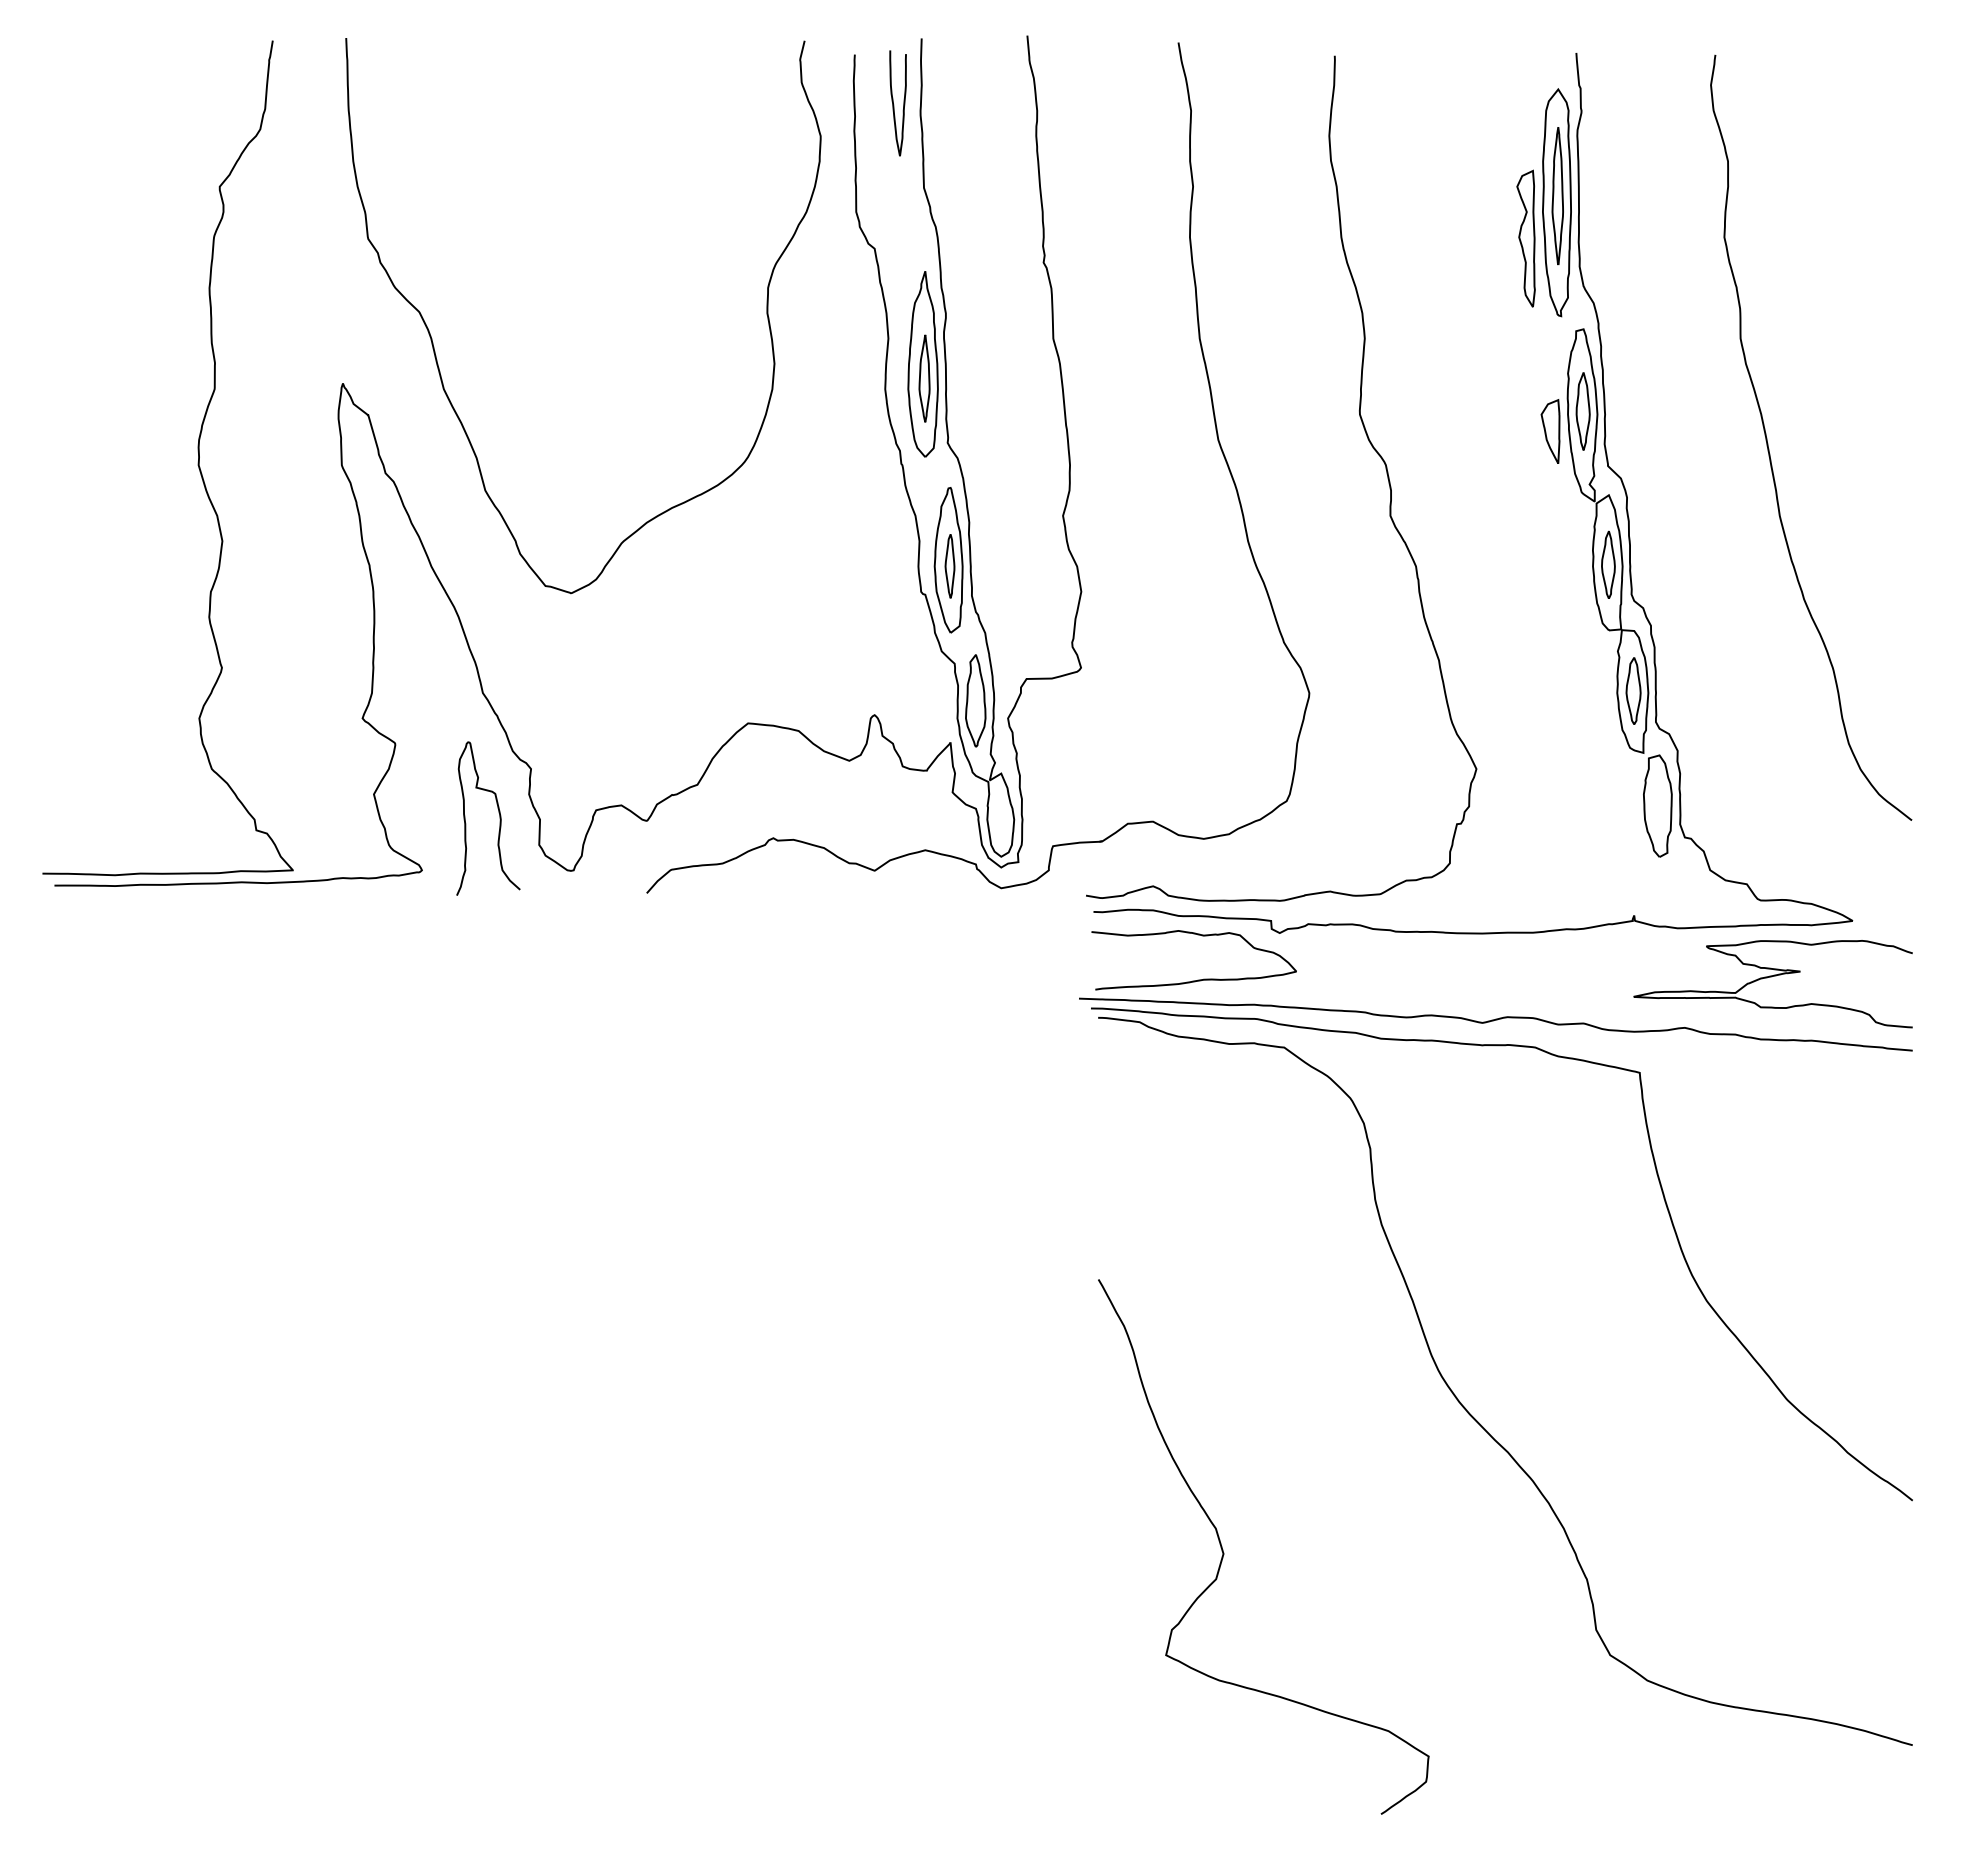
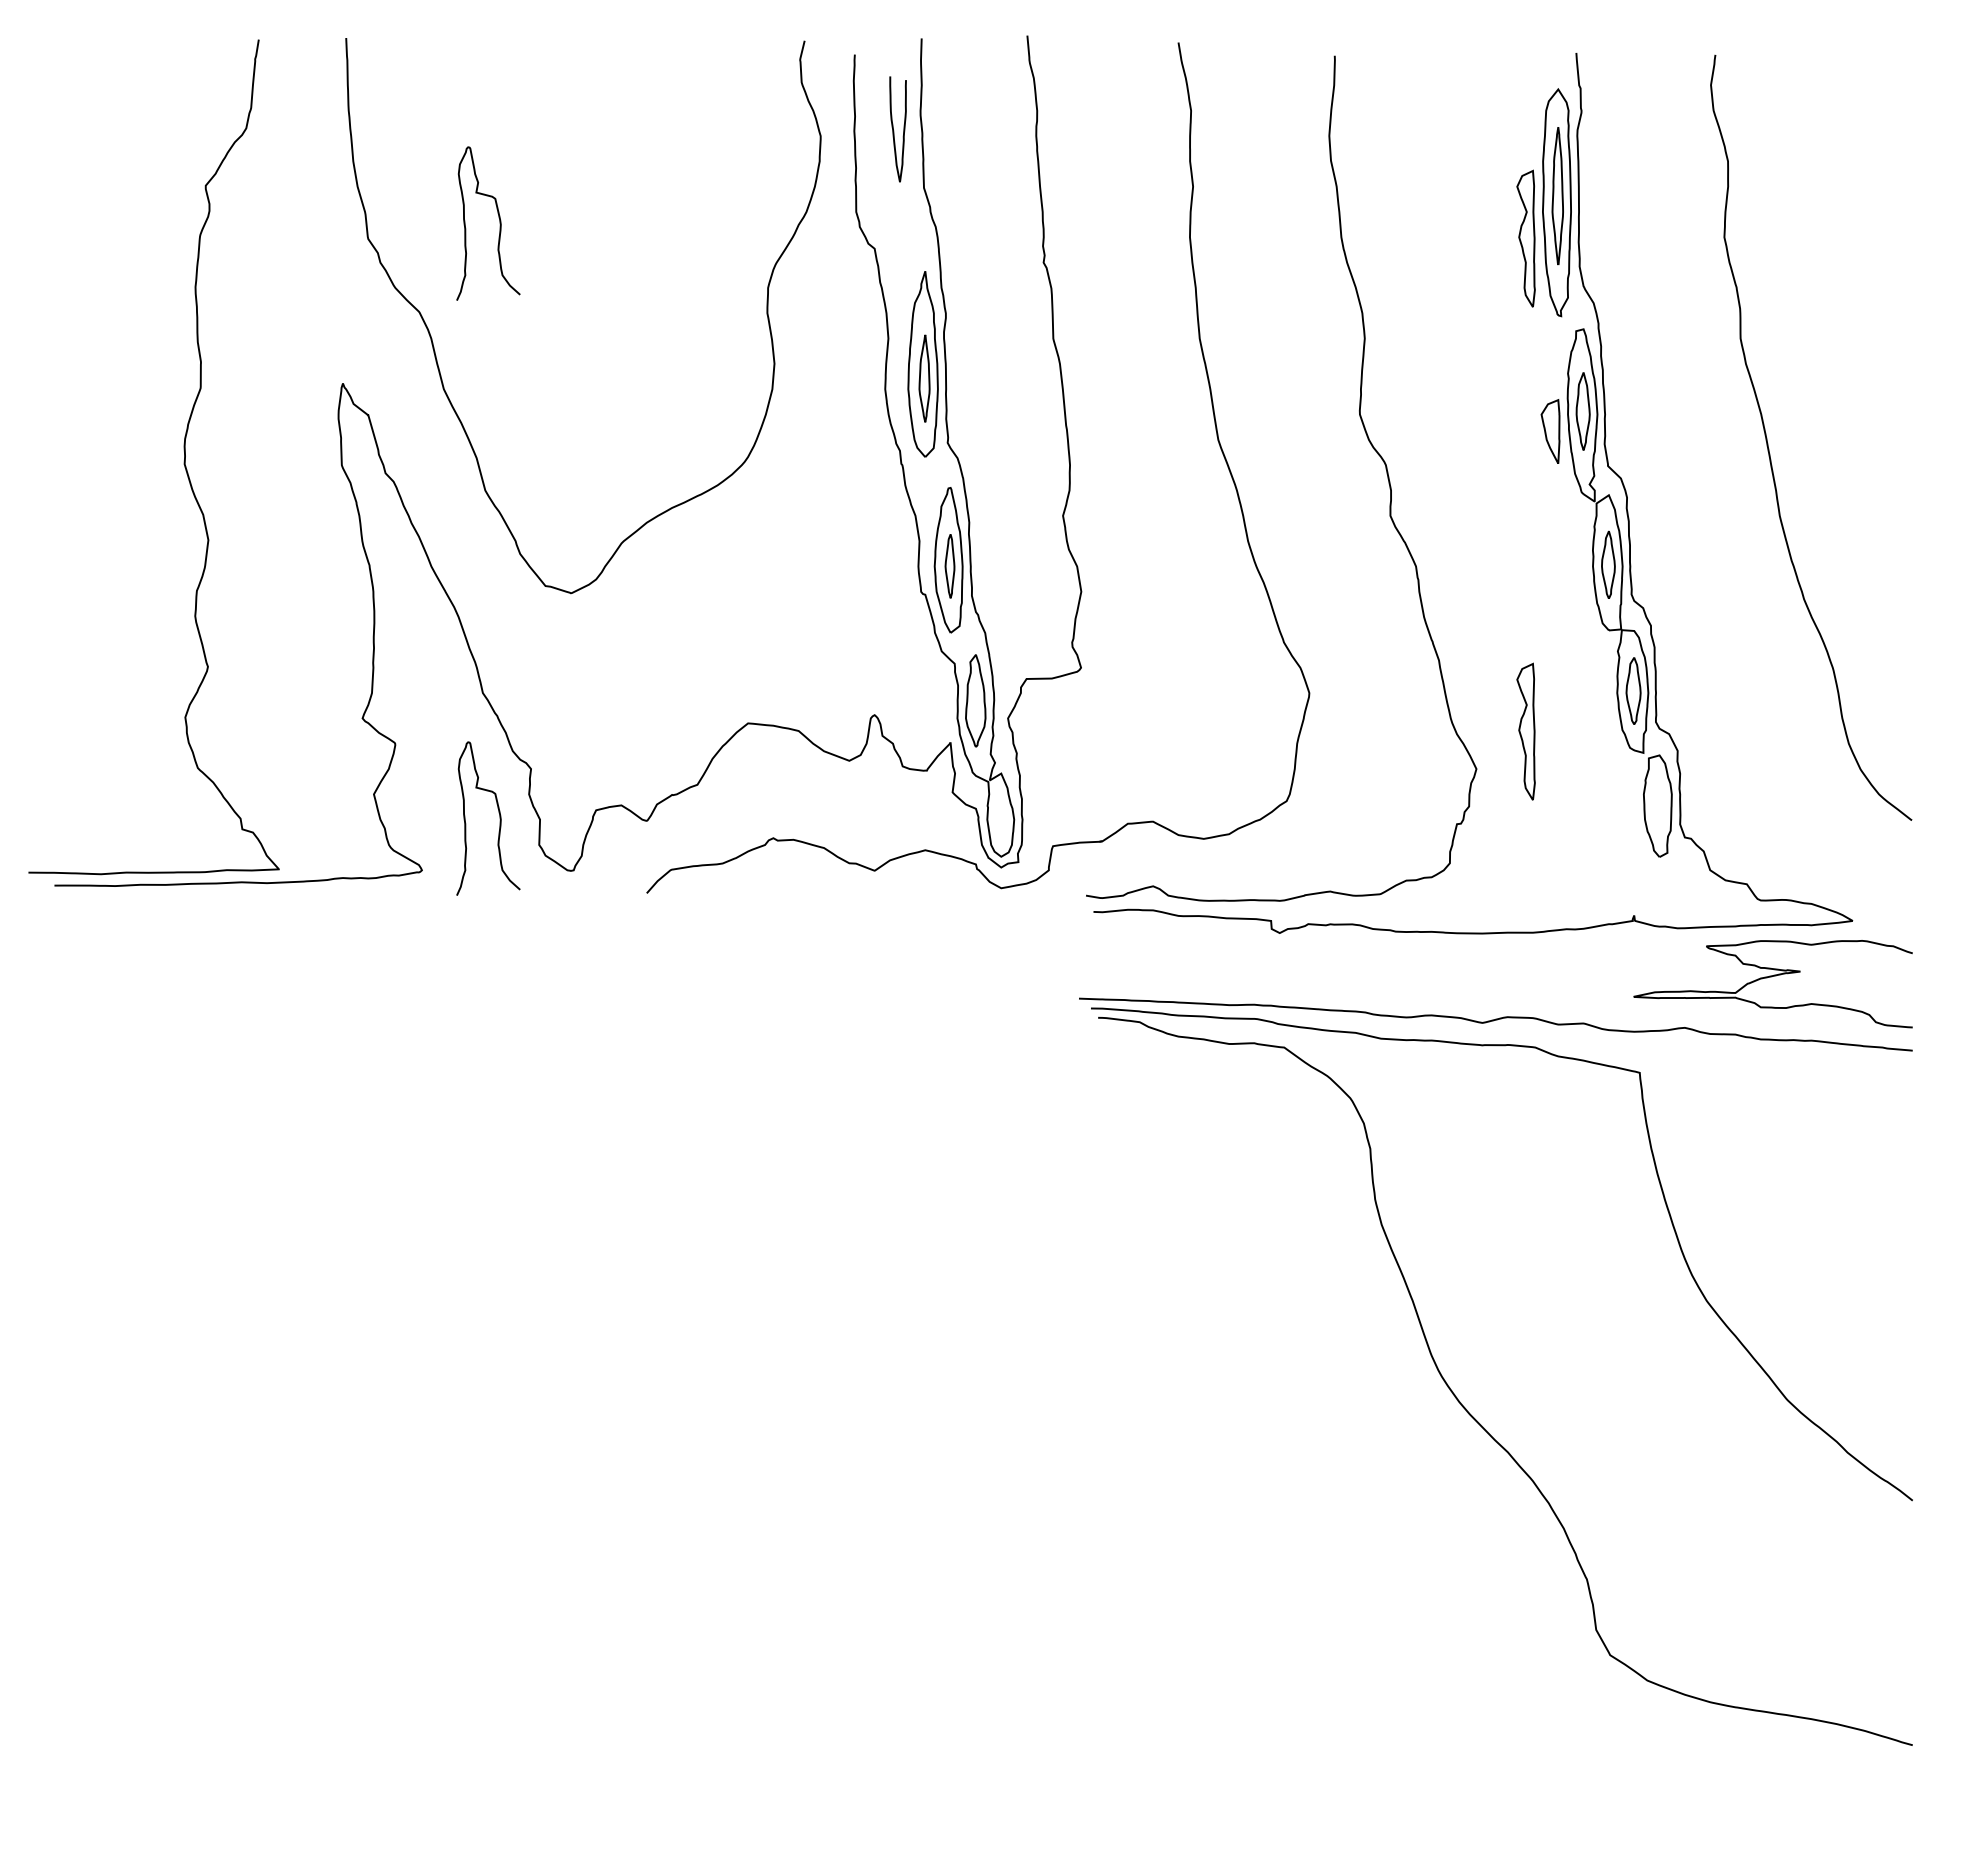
curve position: (894, 104) -> (894, 130) (894, 130)
curve: none -> present (499, 223)
curve position: (197, 462) -> (183, 461) (183, 461)
part: none -> present (1525, 731)
curve: present -> none (1197, 979)
curve: present -> none (1224, 1553)
